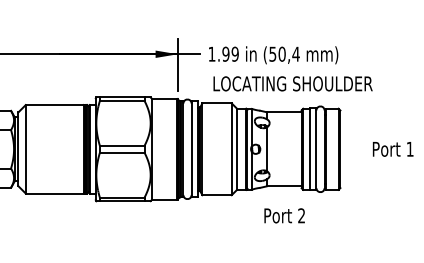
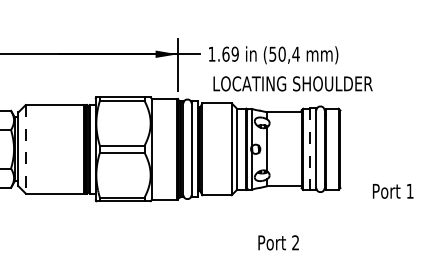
text: 1.99 -> 1.69 (225, 53)
line: solid -> dashed (25, 149)
line: solid -> dashed (310, 149)
text position: (392, 149) -> (392, 191) (392, 191)
text position: (284, 215) -> (278, 242) (278, 242)
